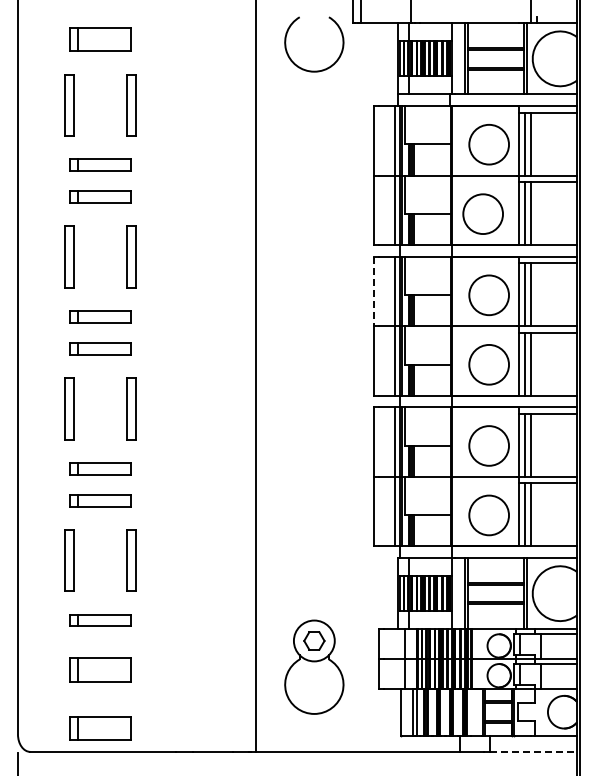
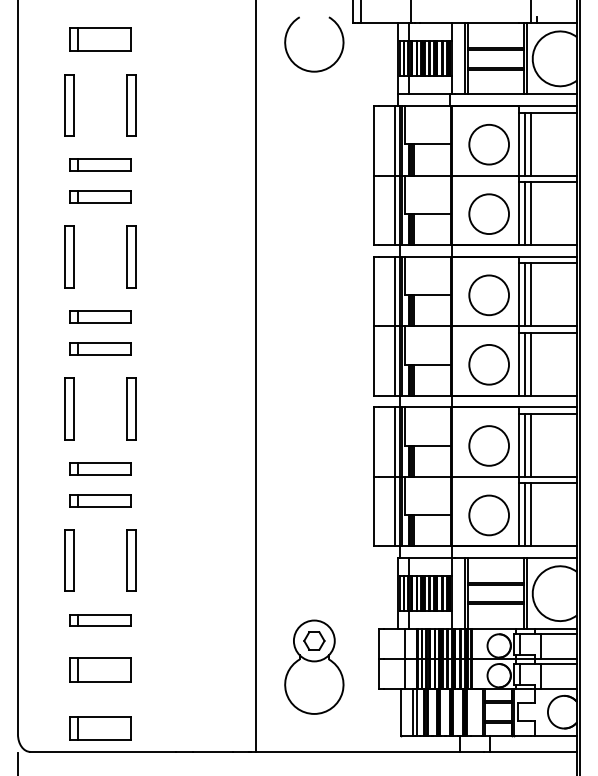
circle position: (482, 213) -> (488, 213) (488, 213)
line: dashed -> solid (374, 291)
line: dashed -> solid (533, 751)
